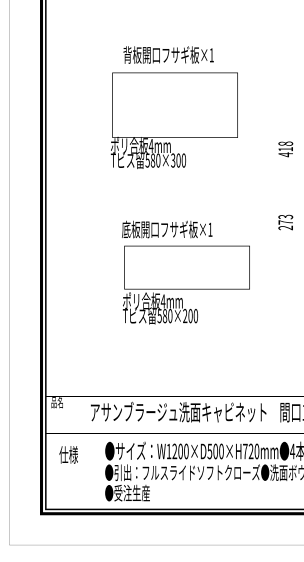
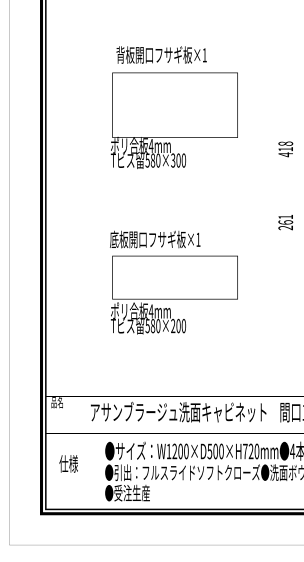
text position: (168, 54) -> (161, 54) (161, 54)
text: 273 -> 261 (285, 219)
text position: (185, 272) -> (173, 282) (173, 282)
text position: (68, 454) -> (68, 463) (68, 463)
